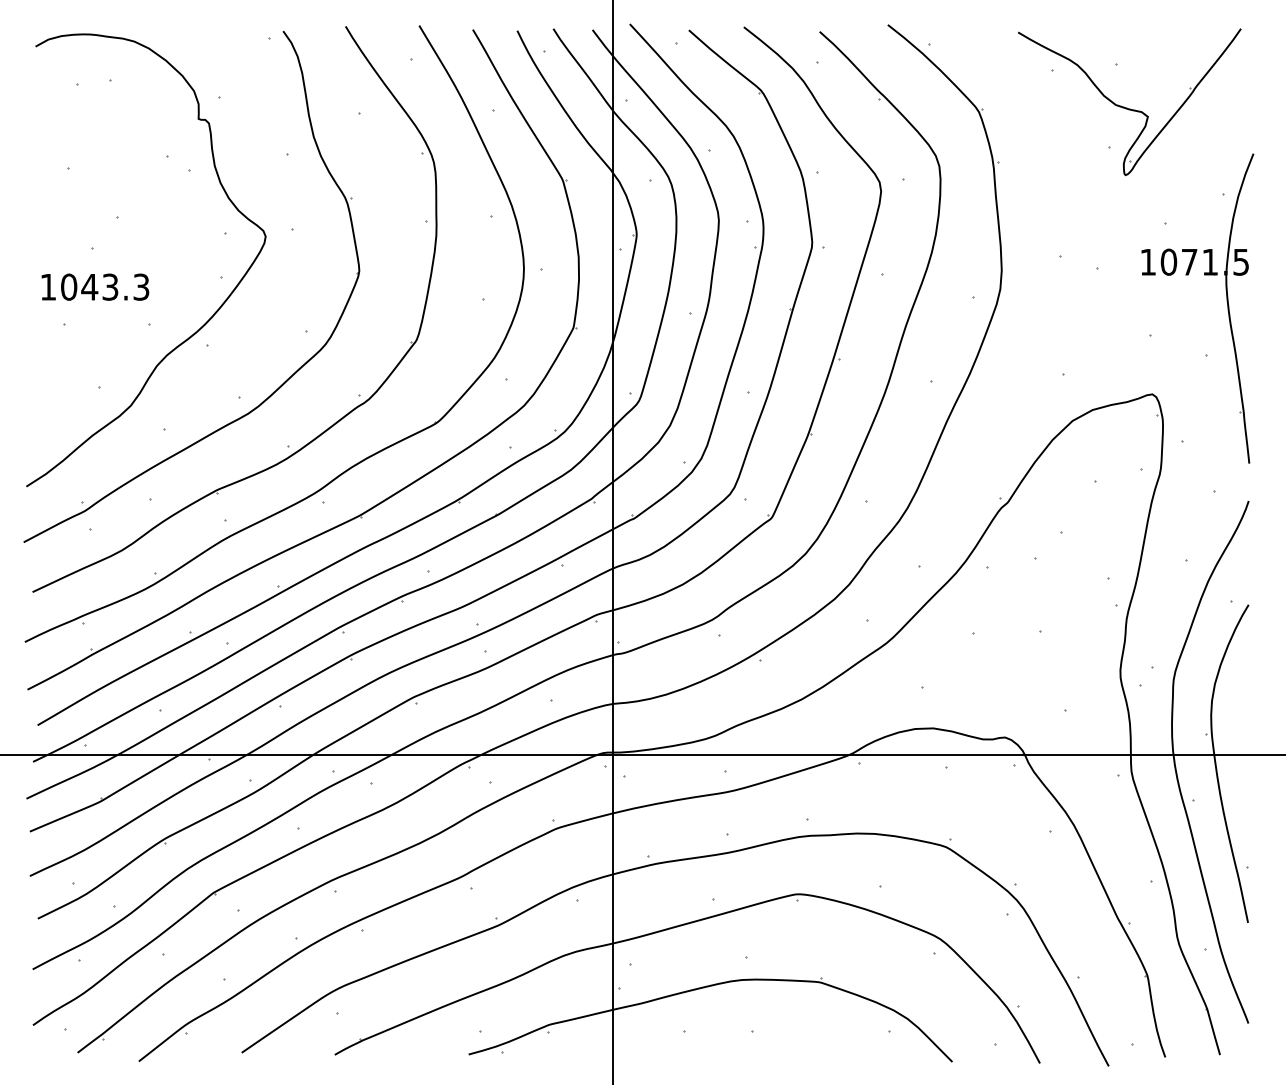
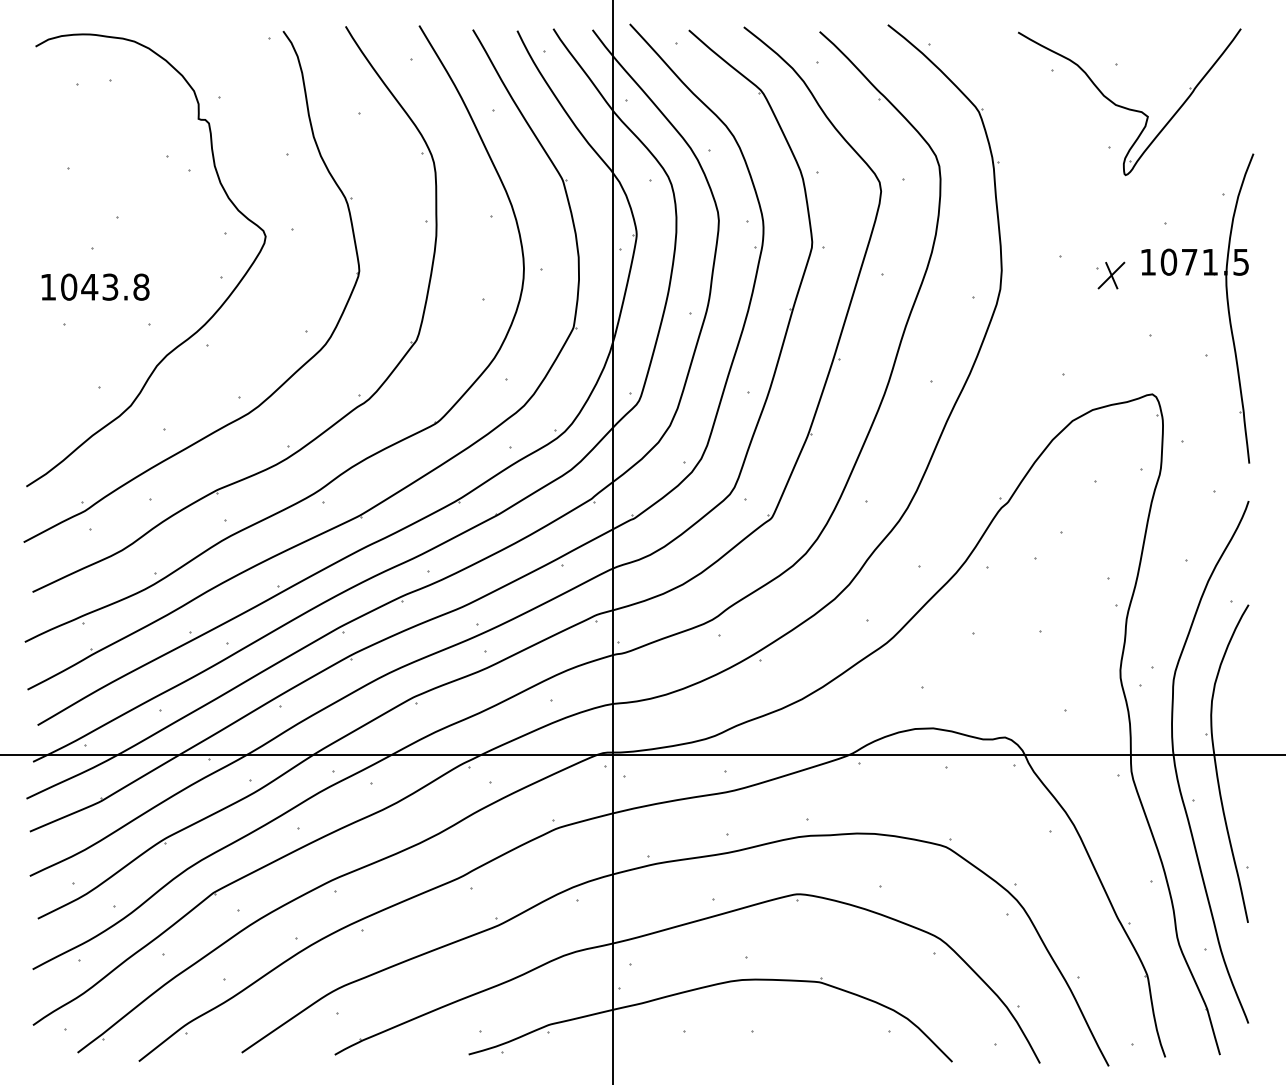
part: none -> present (1111, 275)
text: 1043.3 -> 1043.8 (141, 286)
